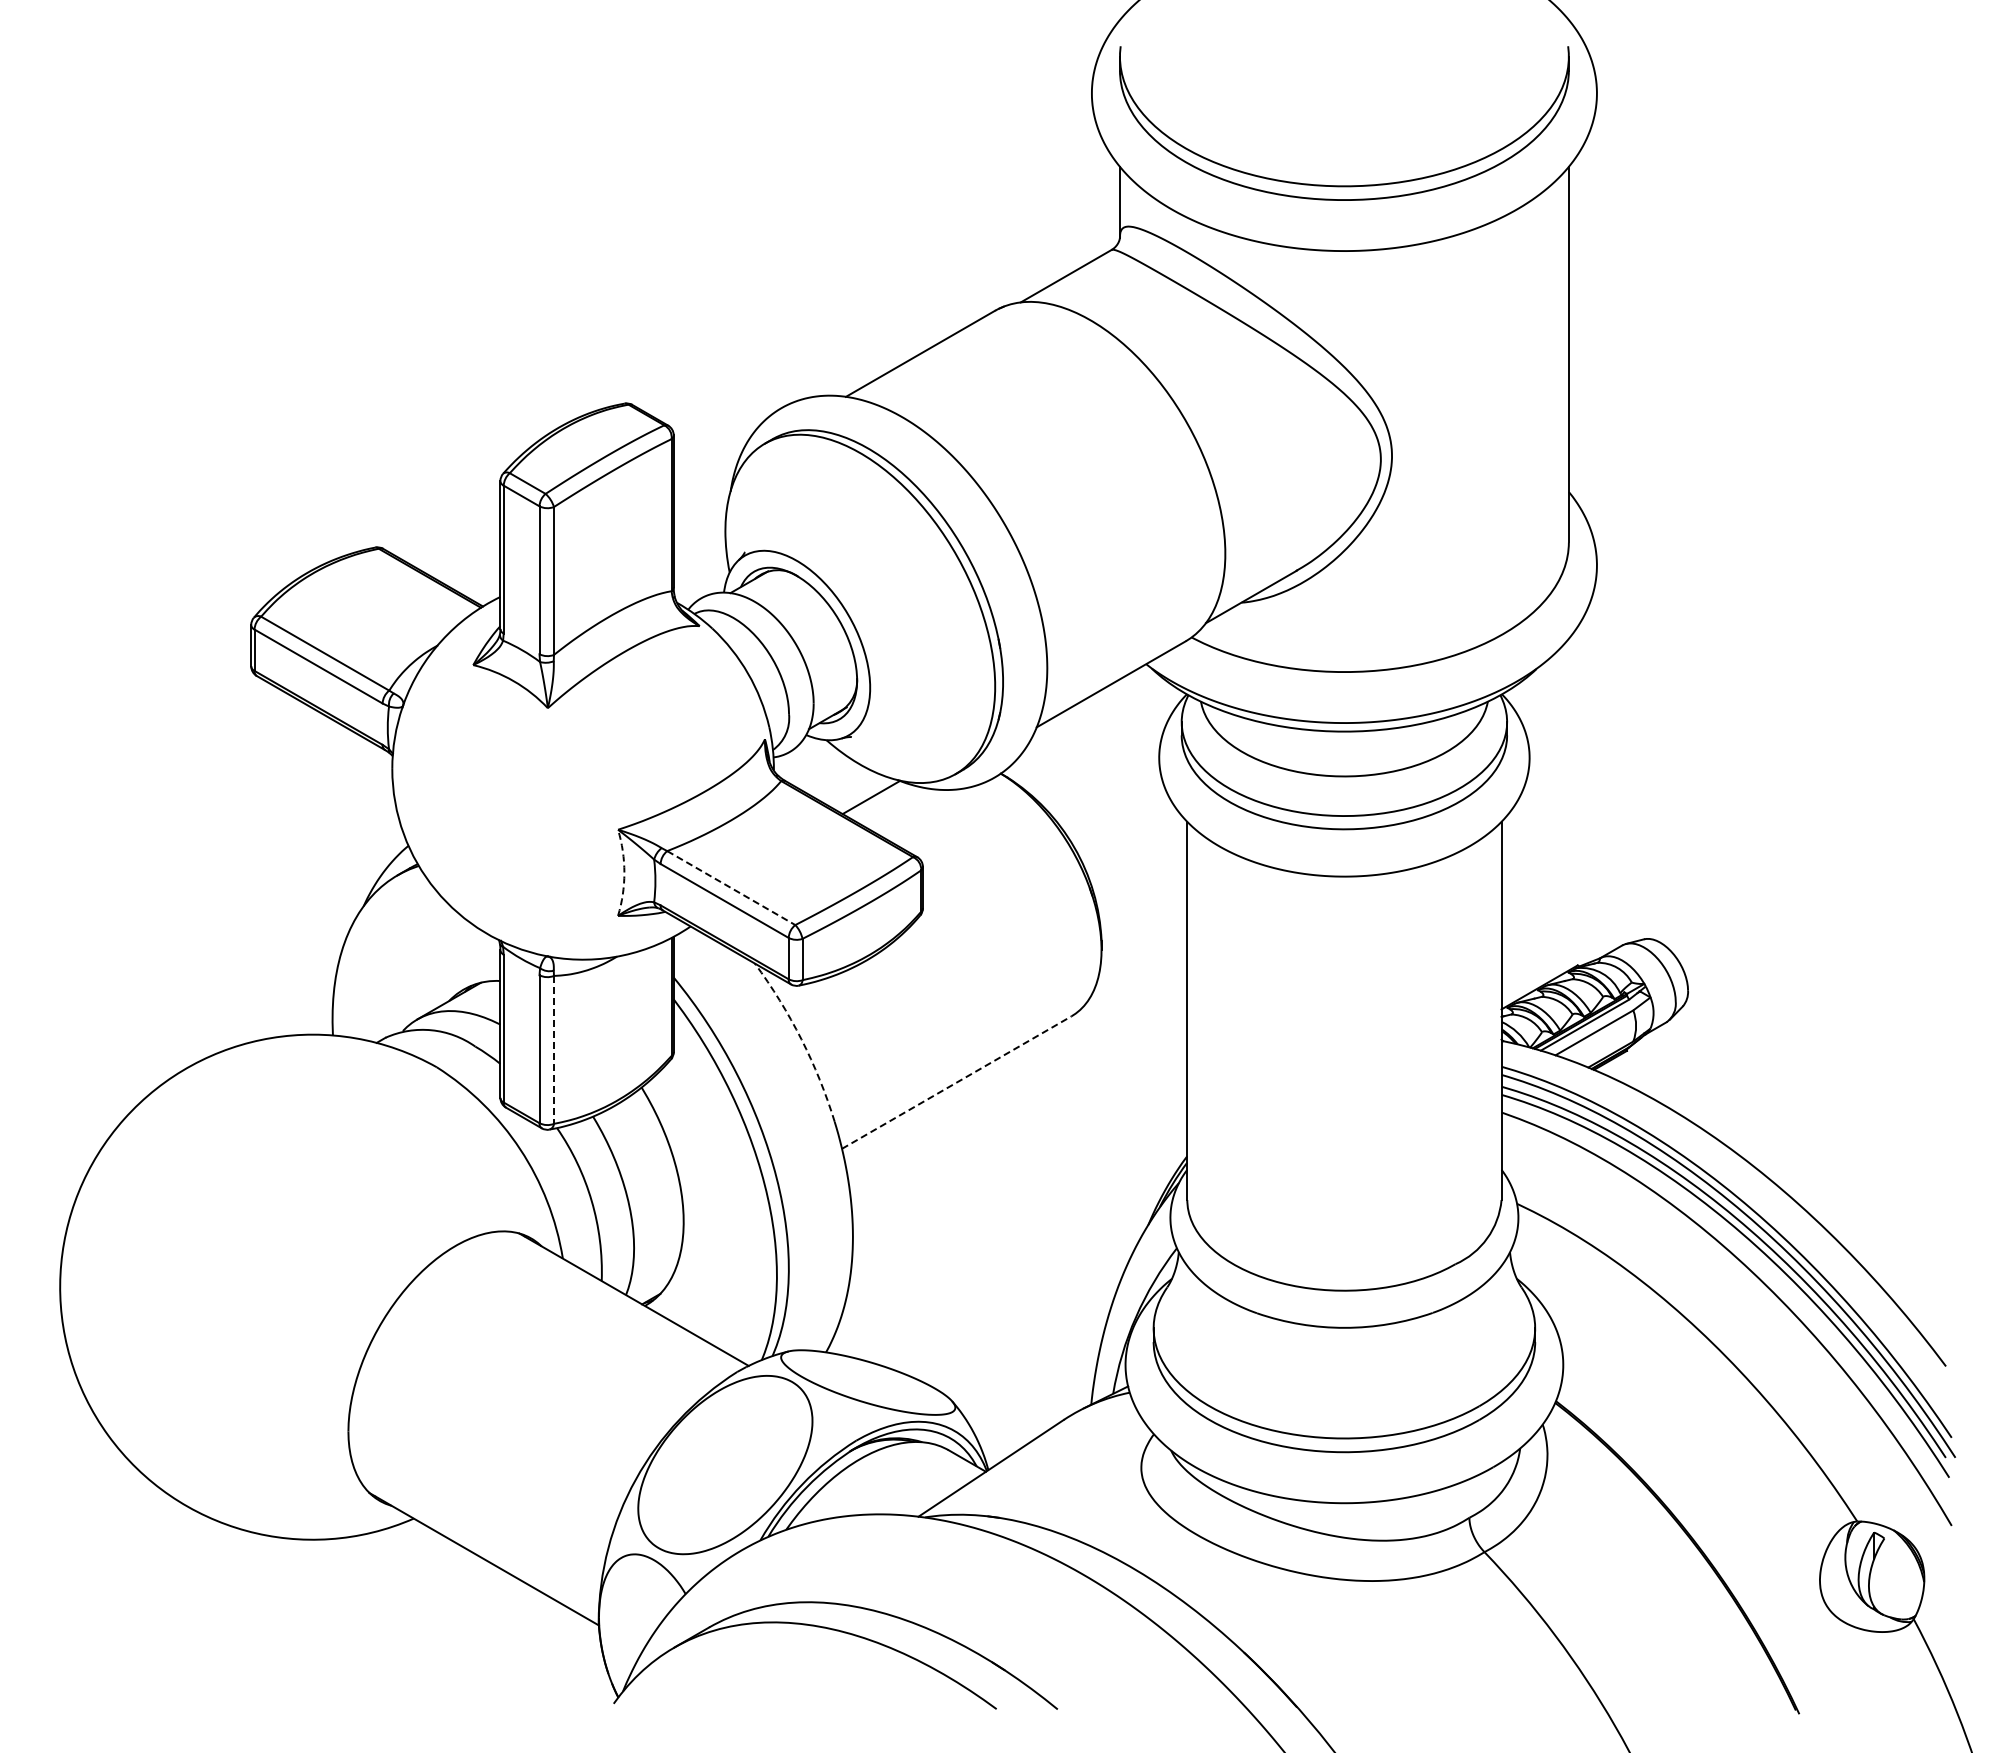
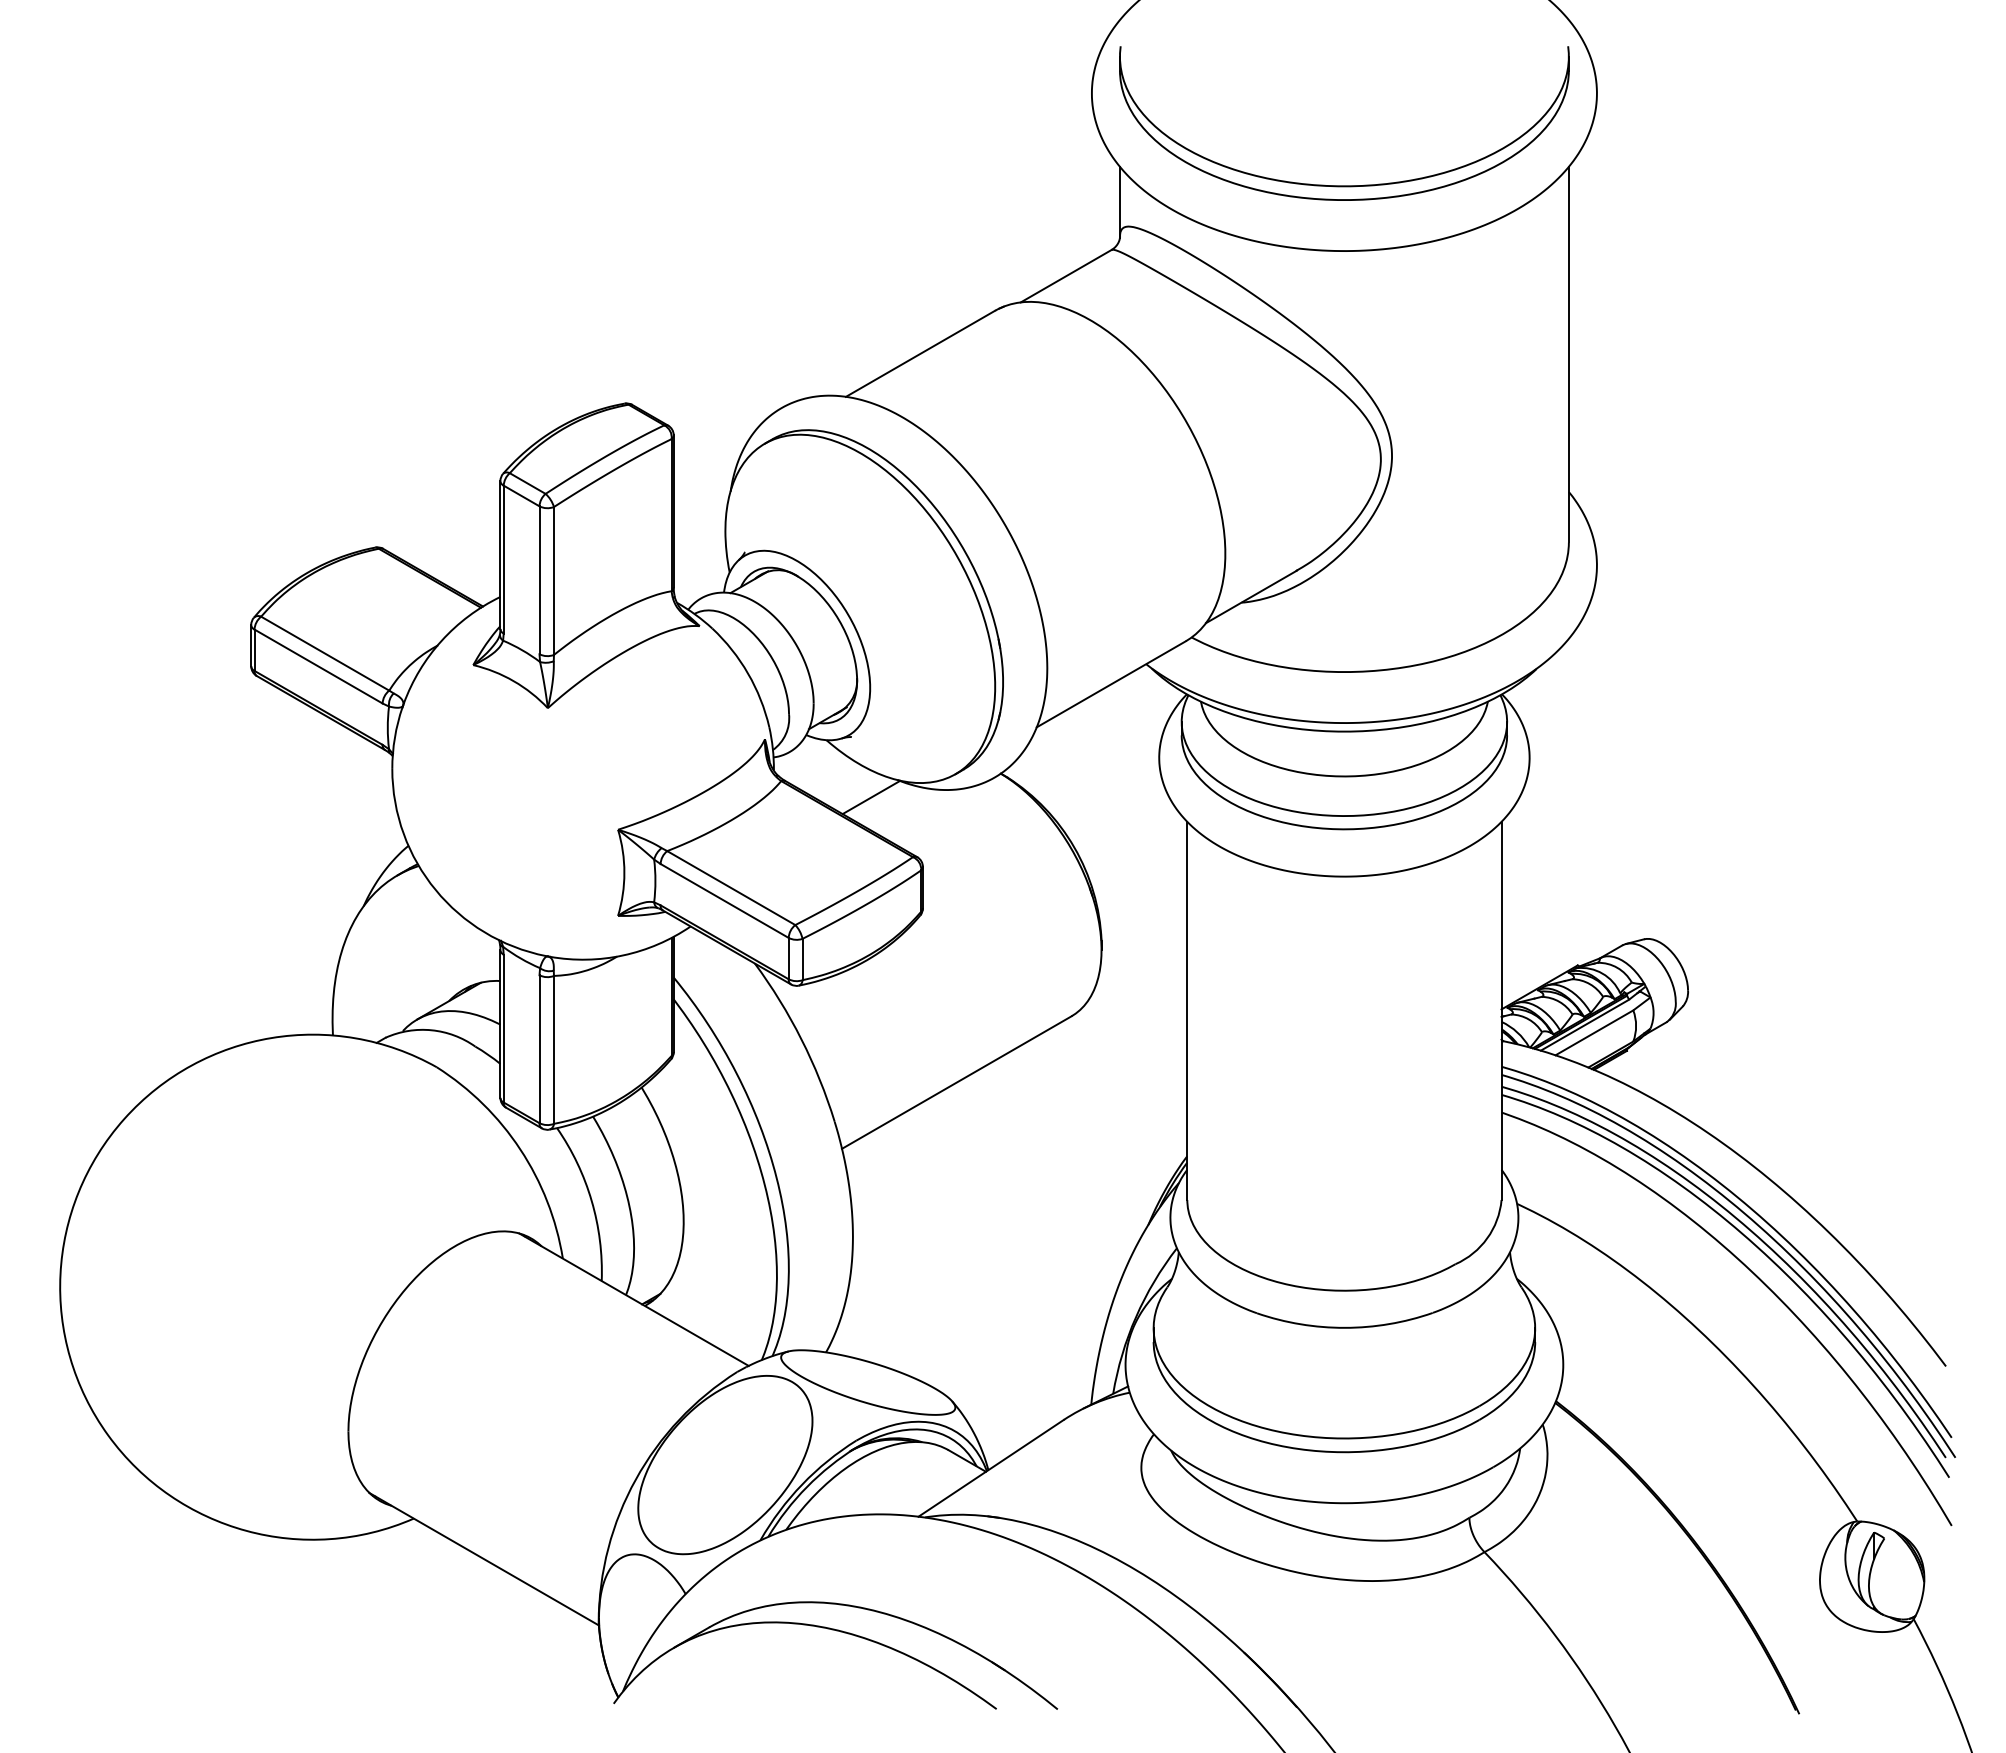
arc: dashed -> solid (624, 872)
line: dashed -> solid (731, 888)
arc: dashed -> solid (801, 1039)
line: dashed -> solid (553, 1049)
line: dashed -> solid (956, 1082)
